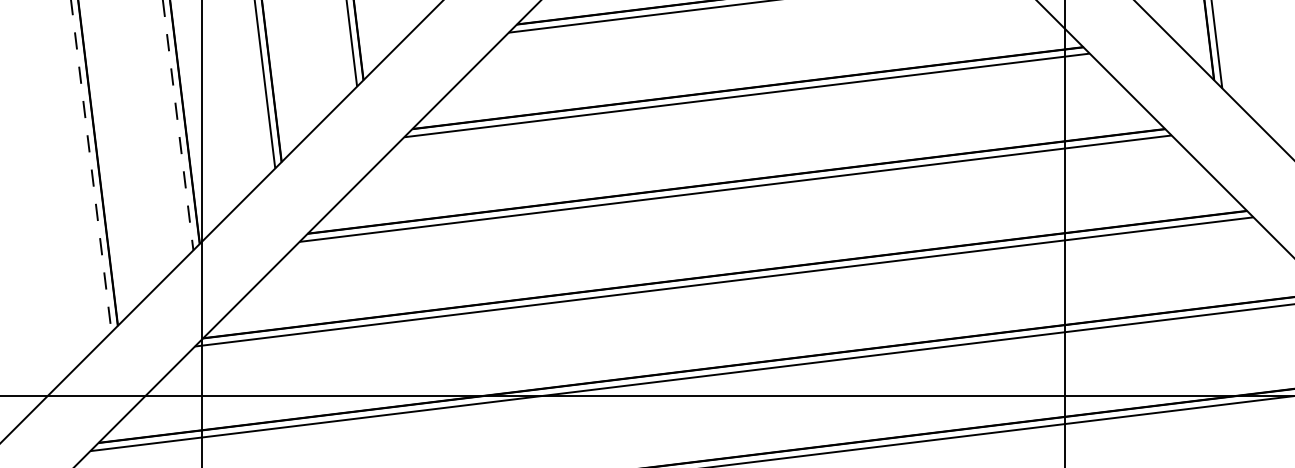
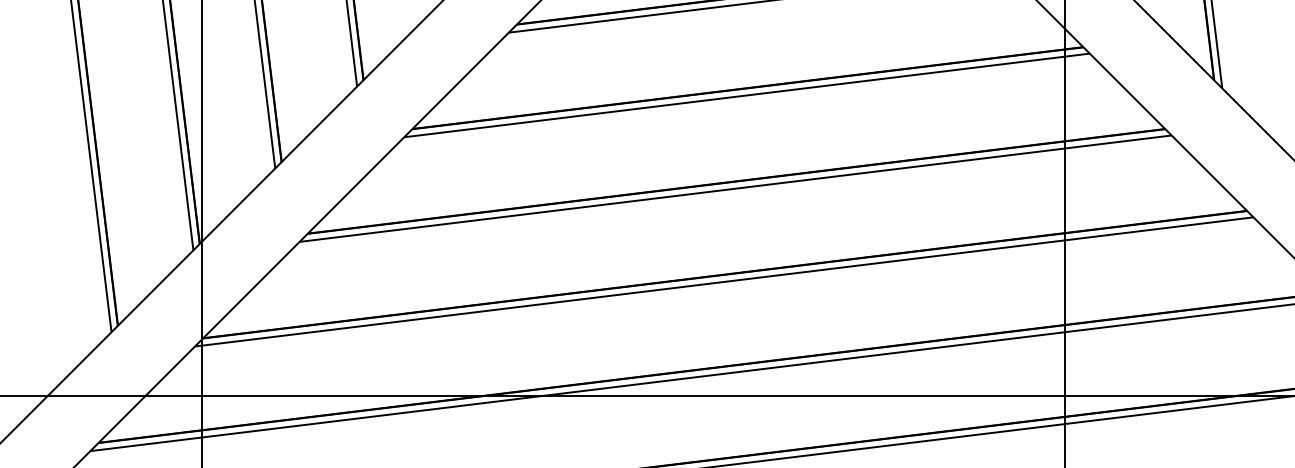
line: dashed -> solid (178, 125)
line: dashed -> solid (91, 166)
